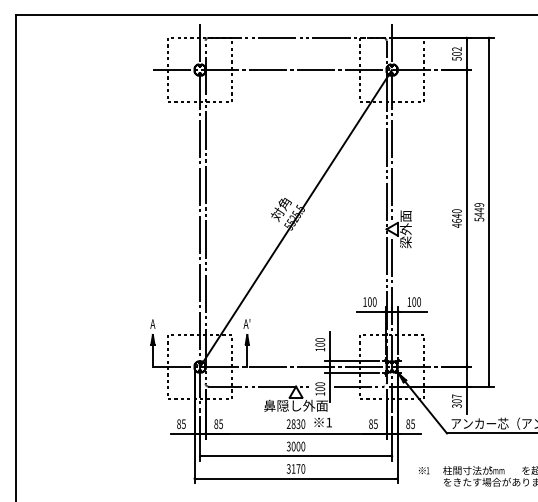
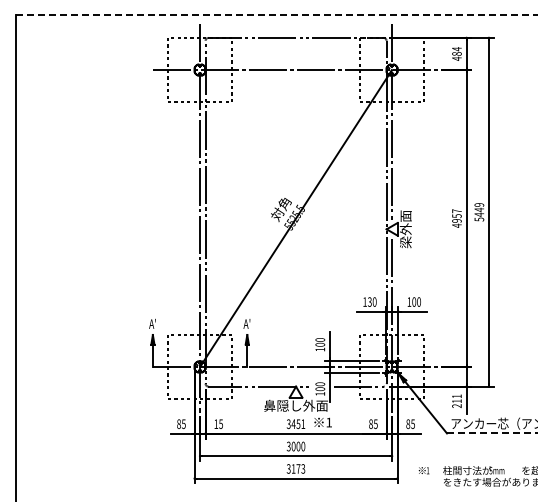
line: solid -> dashed (277, 15)
text: 502 -> 484 (456, 53)
text: 4640 -> 4957 (456, 215)
text: 100 -> 130 (369, 301)
text: A -> A' (152, 323)
text: 307 -> 211 (456, 401)
text: 85 -> 15 (216, 424)
text: 2830 -> 3451 (295, 424)
line: solid -> dashed (492, 433)
text: 3170 -> 3173 (303, 468)
